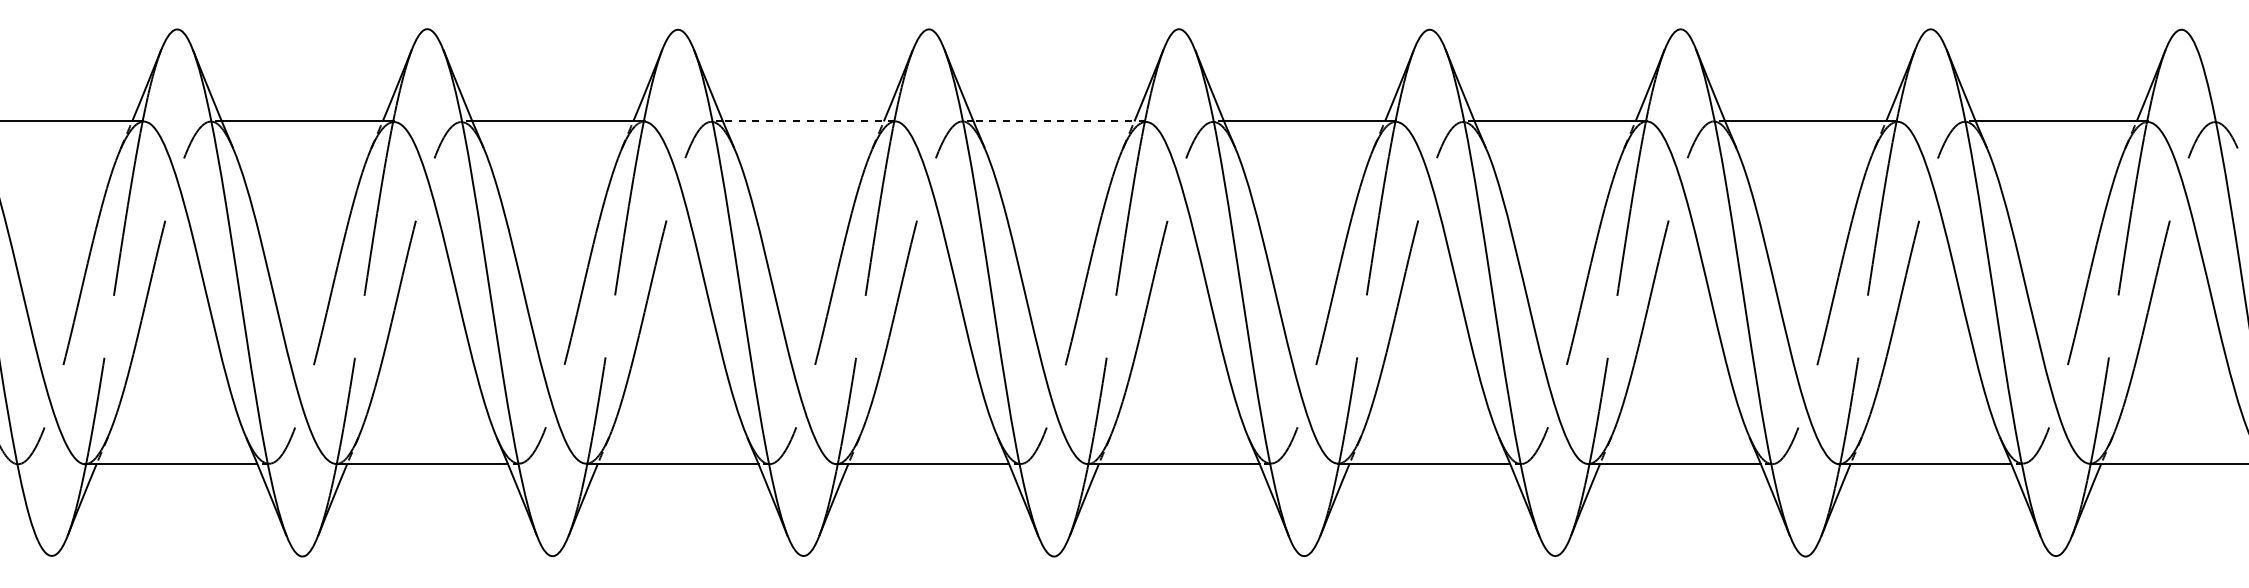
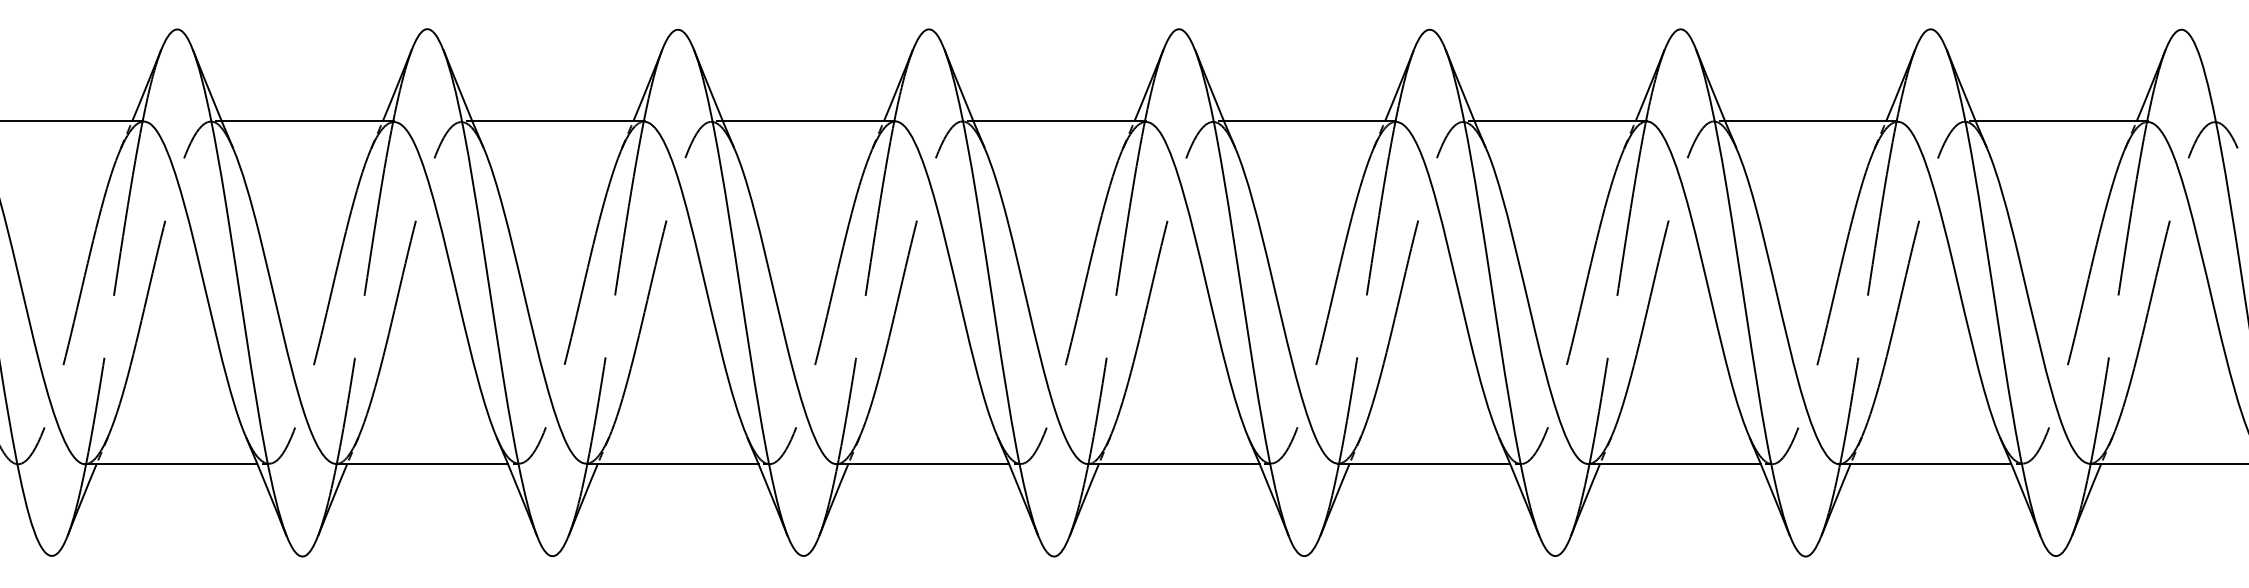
line: dashed -> solid (808, 121)
line: dashed -> solid (1059, 121)
